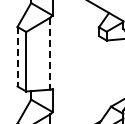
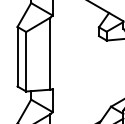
line: dashed -> solid (50, 54)
line: dashed -> solid (17, 56)
